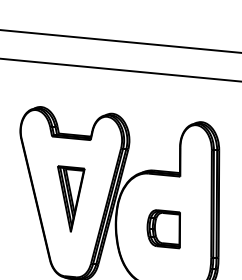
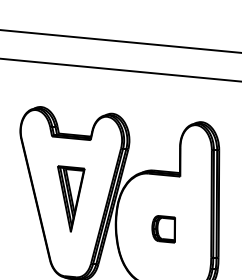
part size: 35x41 px -> 25x29 px (163, 229)
